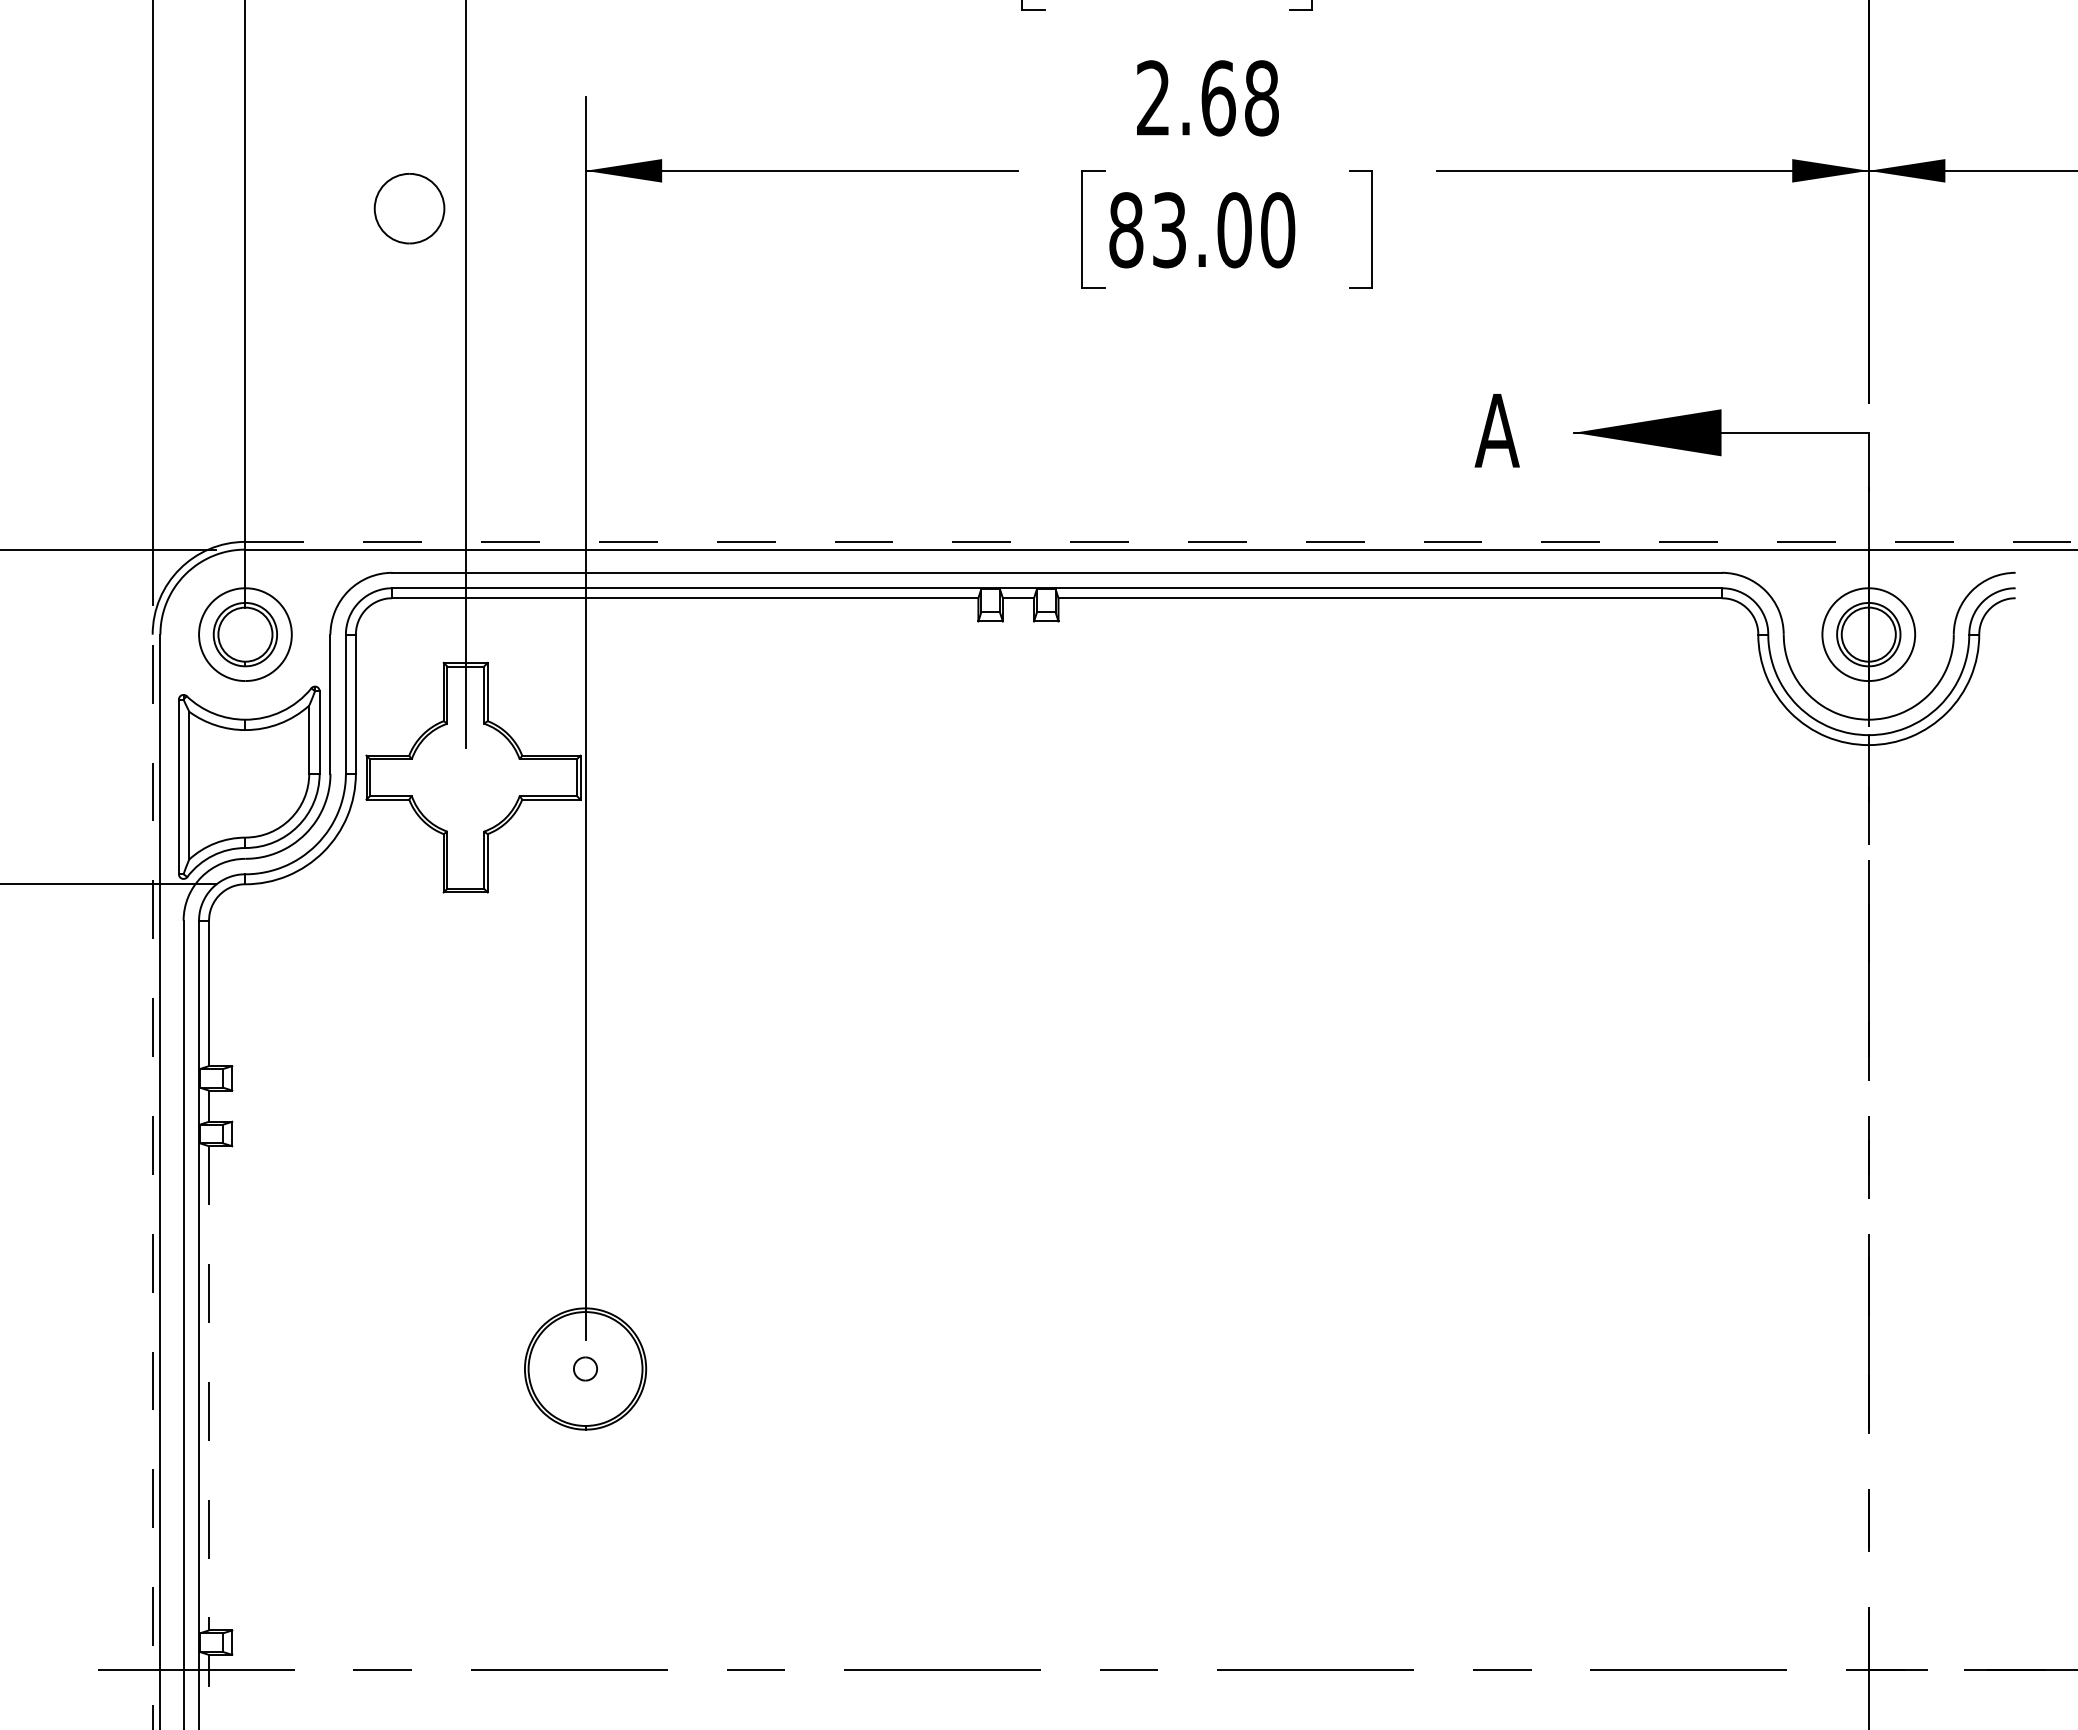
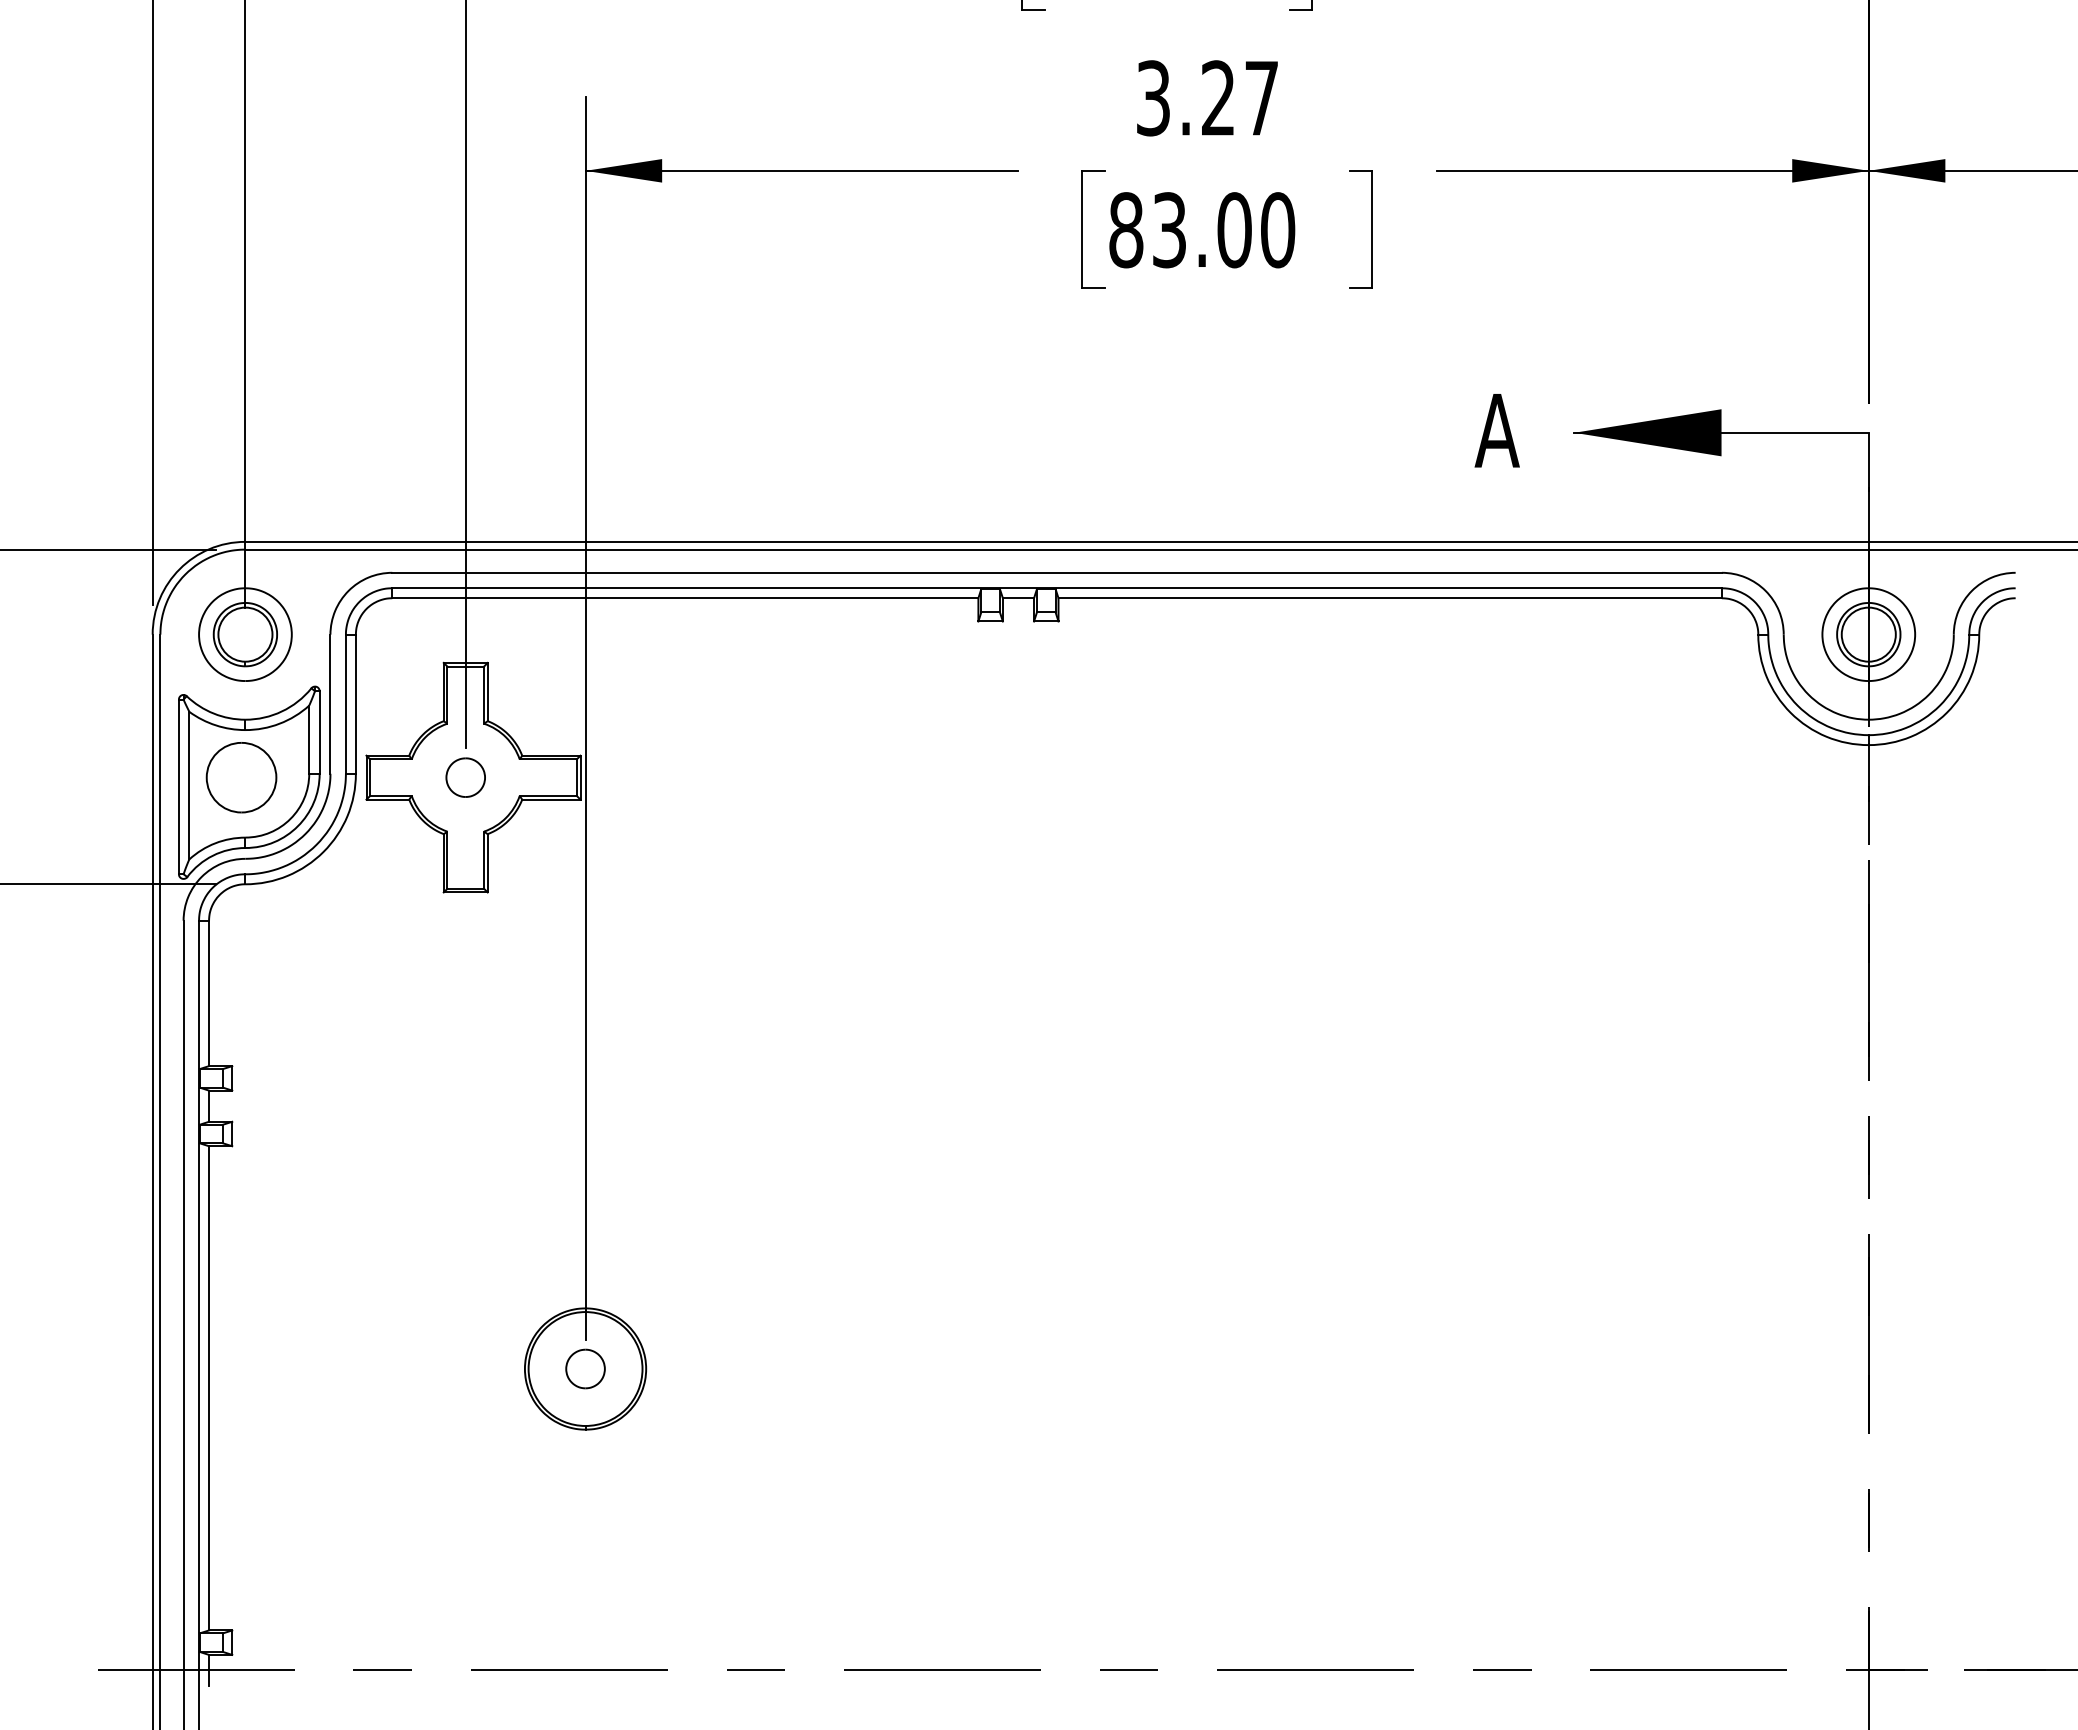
text: 2.68 -> 3.27 (1207, 98)
part position: (409, 208) -> (241, 777) (241, 777)
line: dashed -> solid (1161, 541)
part: none -> present (465, 777)
line: dashed -> solid (152, 1181)
part size: 25x26 px -> 41x42 px (585, 1368)
line: dashed -> solid (209, 1388)
